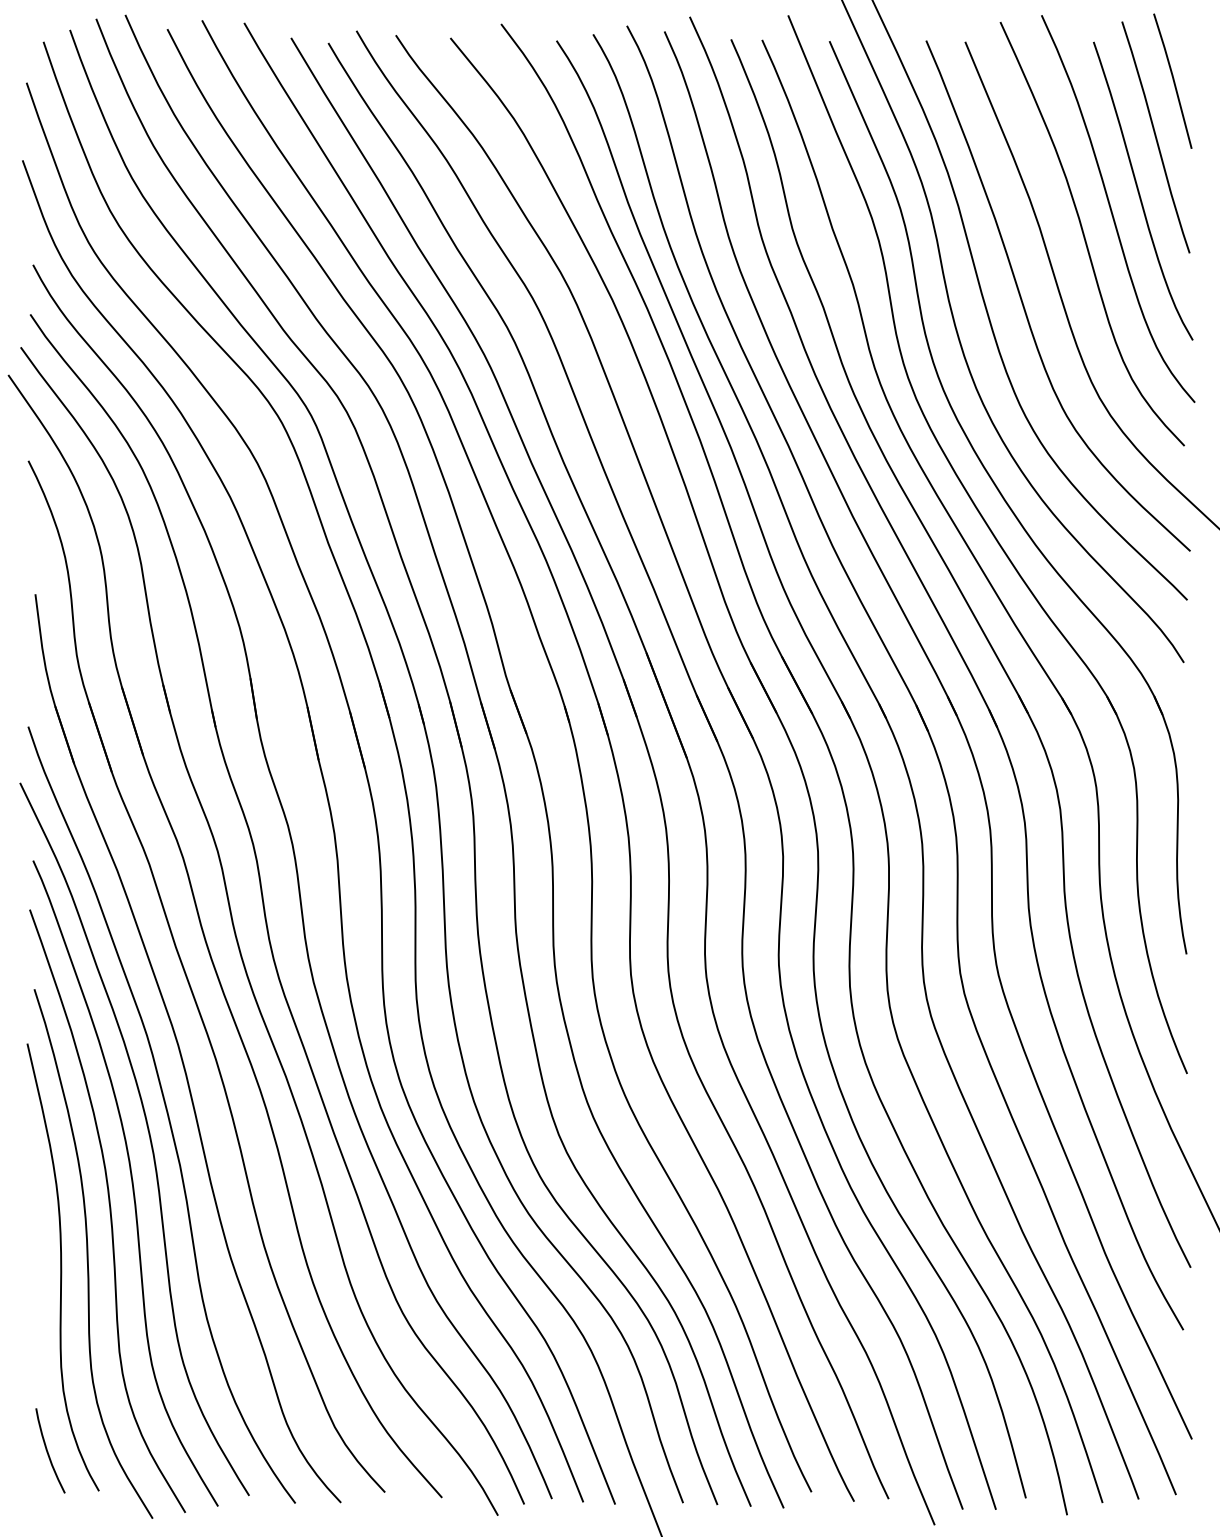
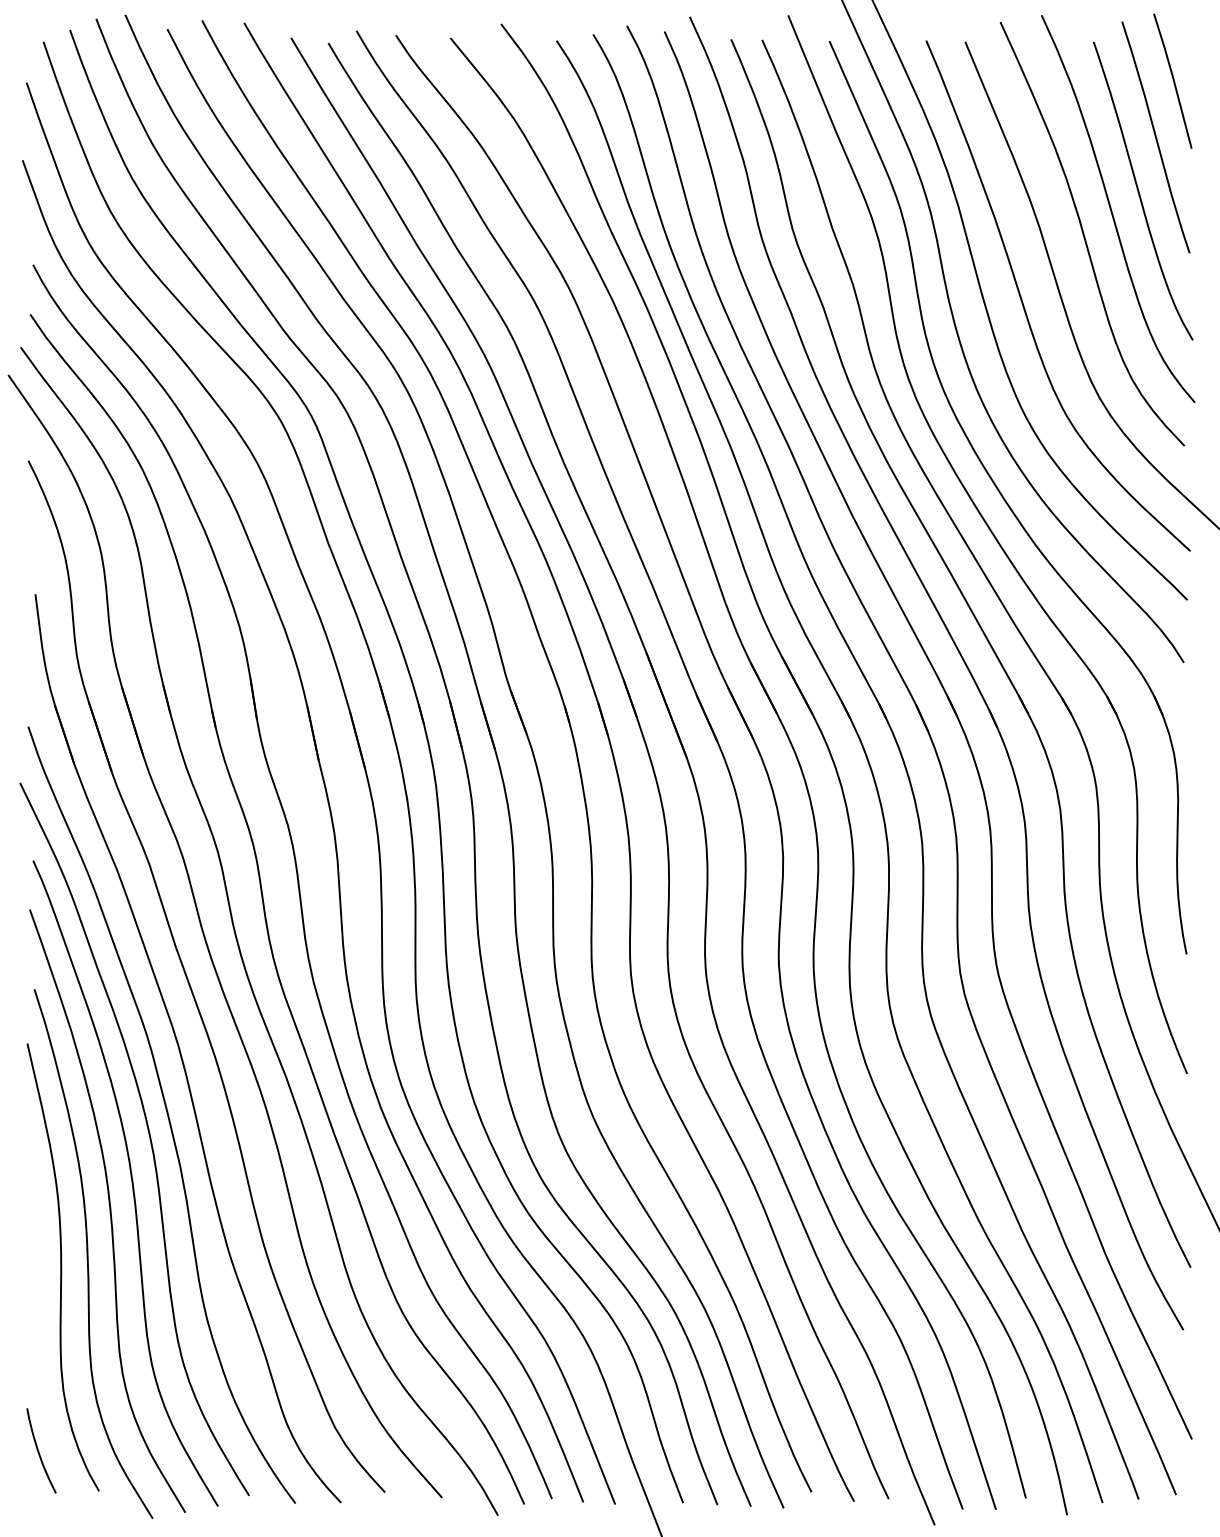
curve position: (48, 1451) -> (39, 1451) (39, 1451)
